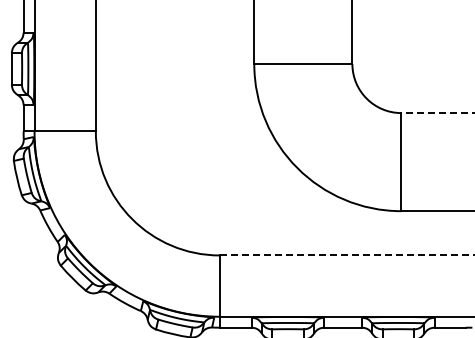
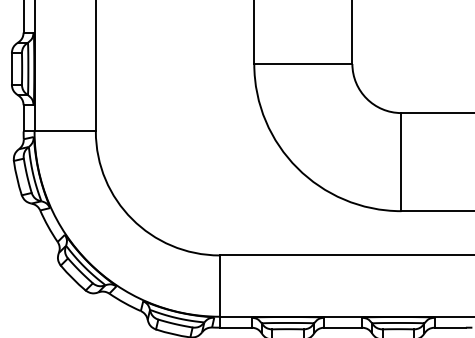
line: dashed -> solid (437, 113)
line: dashed -> solid (347, 255)
